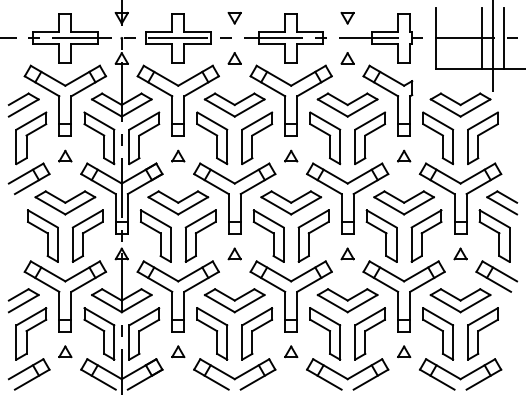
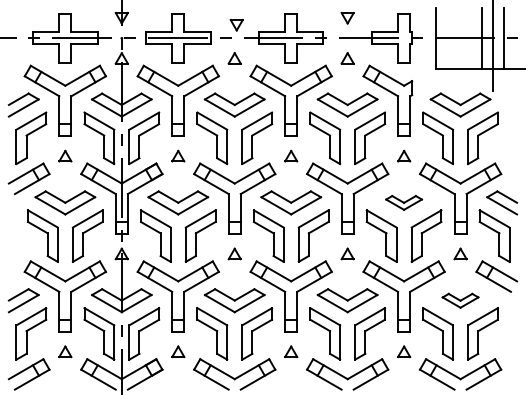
part position: (234, 17) -> (236, 24) (236, 24)
part size: 62x26 px -> 39x16 px (404, 202)
part size: 63x26 px -> 39x17 px (460, 300)
